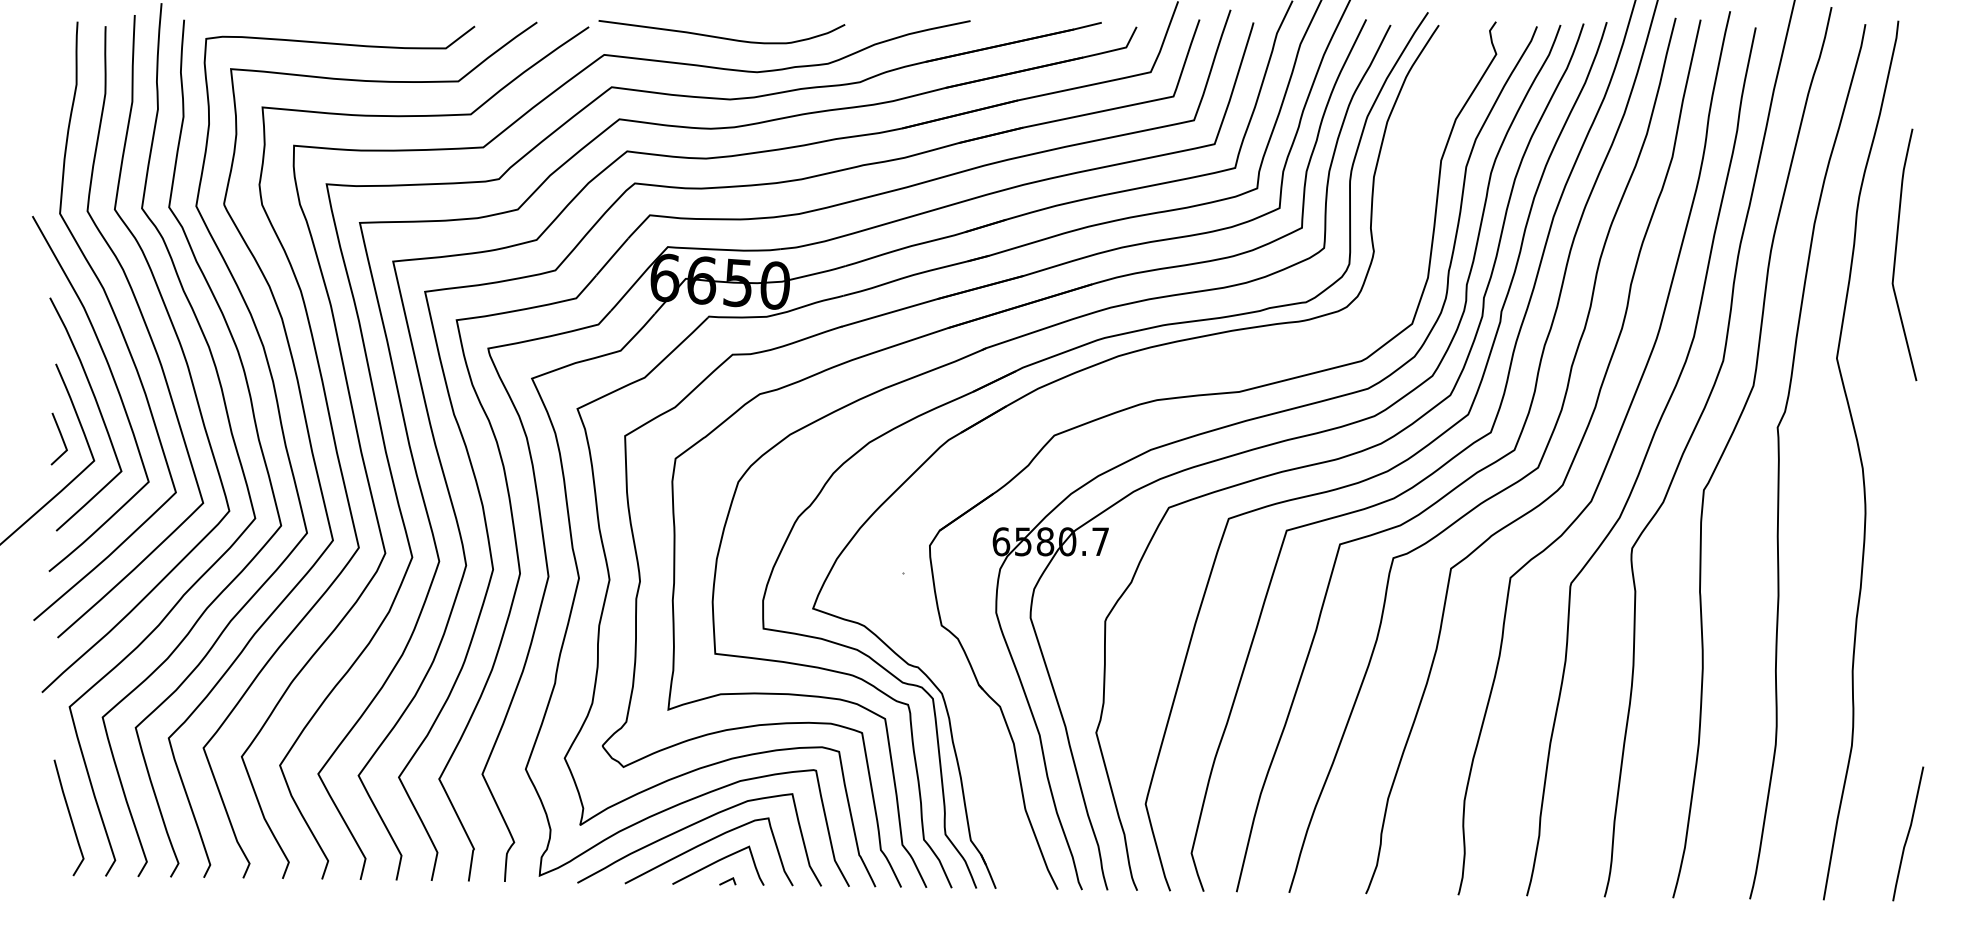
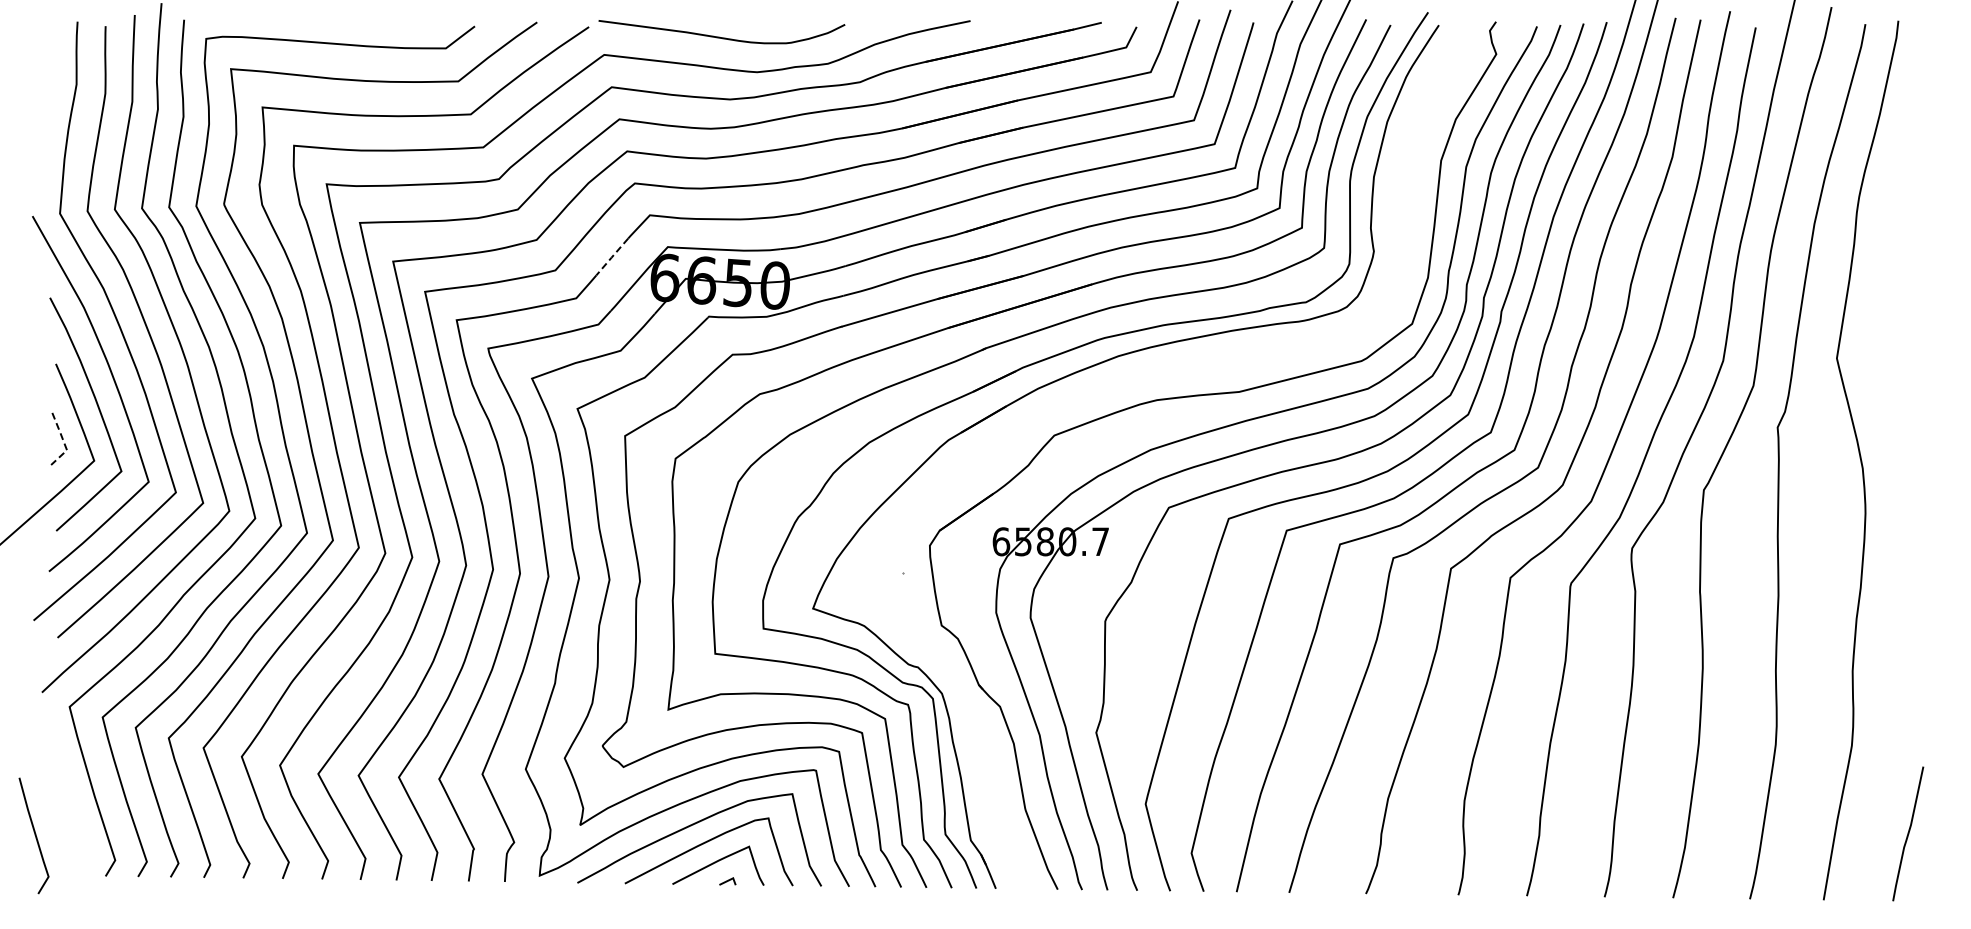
curve: present -> none (1896, 254)
line: solid -> dashed (611, 257)
line: solid -> dashed (63, 442)
line position: (69, 817) -> (34, 835) (34, 835)
